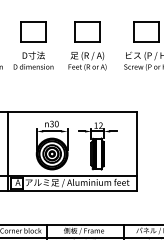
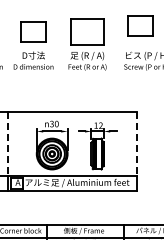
part size: 27x22 px -> 35x28 px (87, 31)
part position: (146, 31) -> (140, 25) (140, 25)
line: solid -> dashed (8, 144)
line: solid -> dashed (136, 144)
